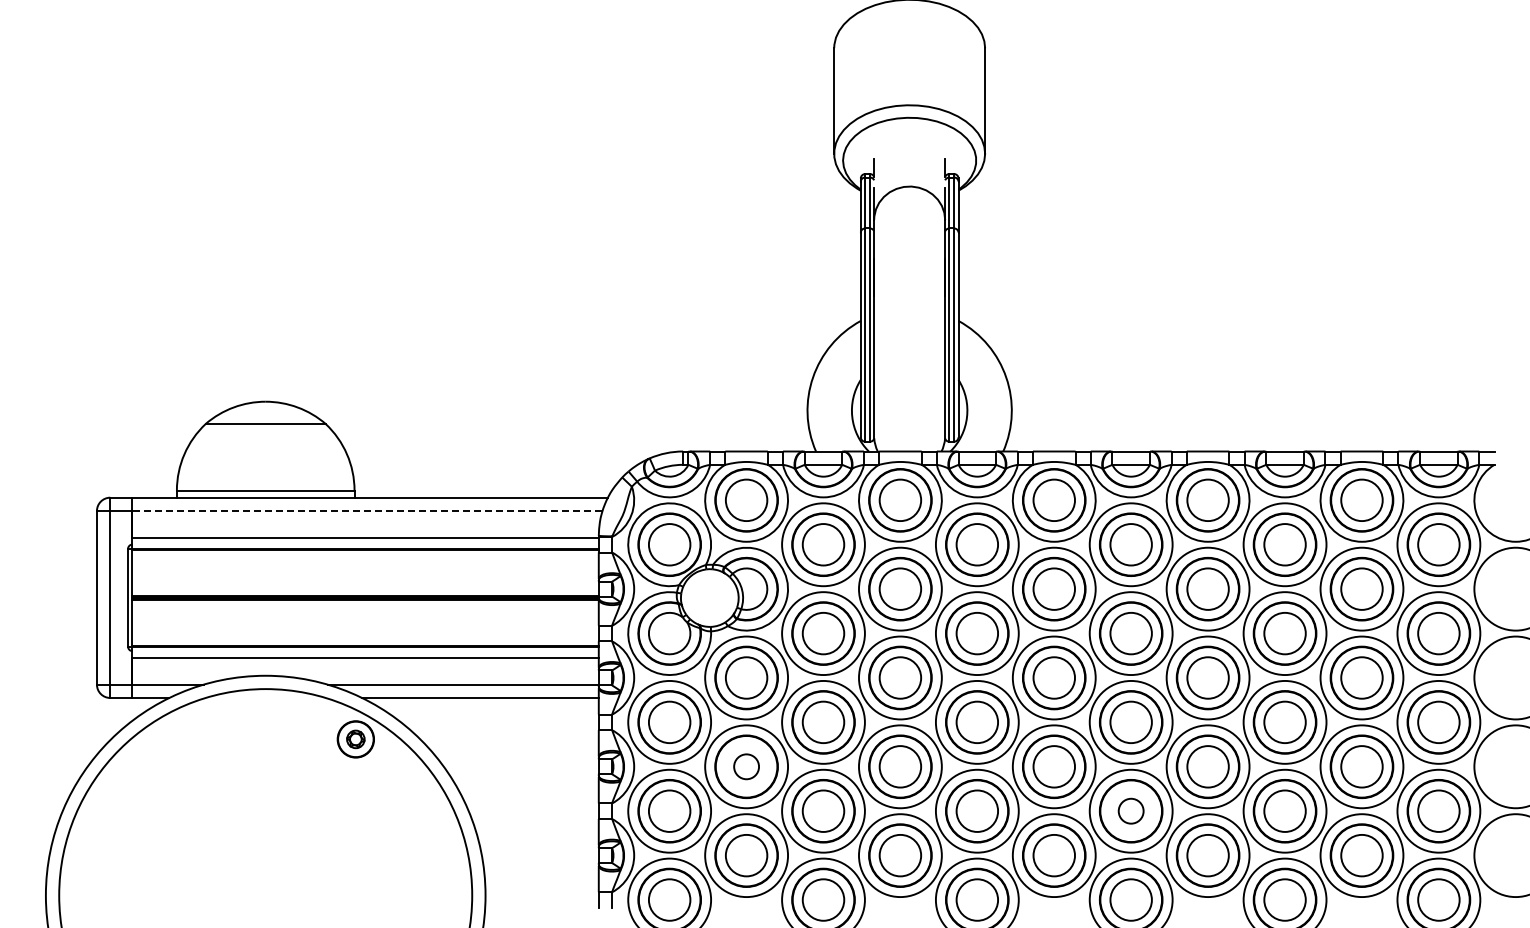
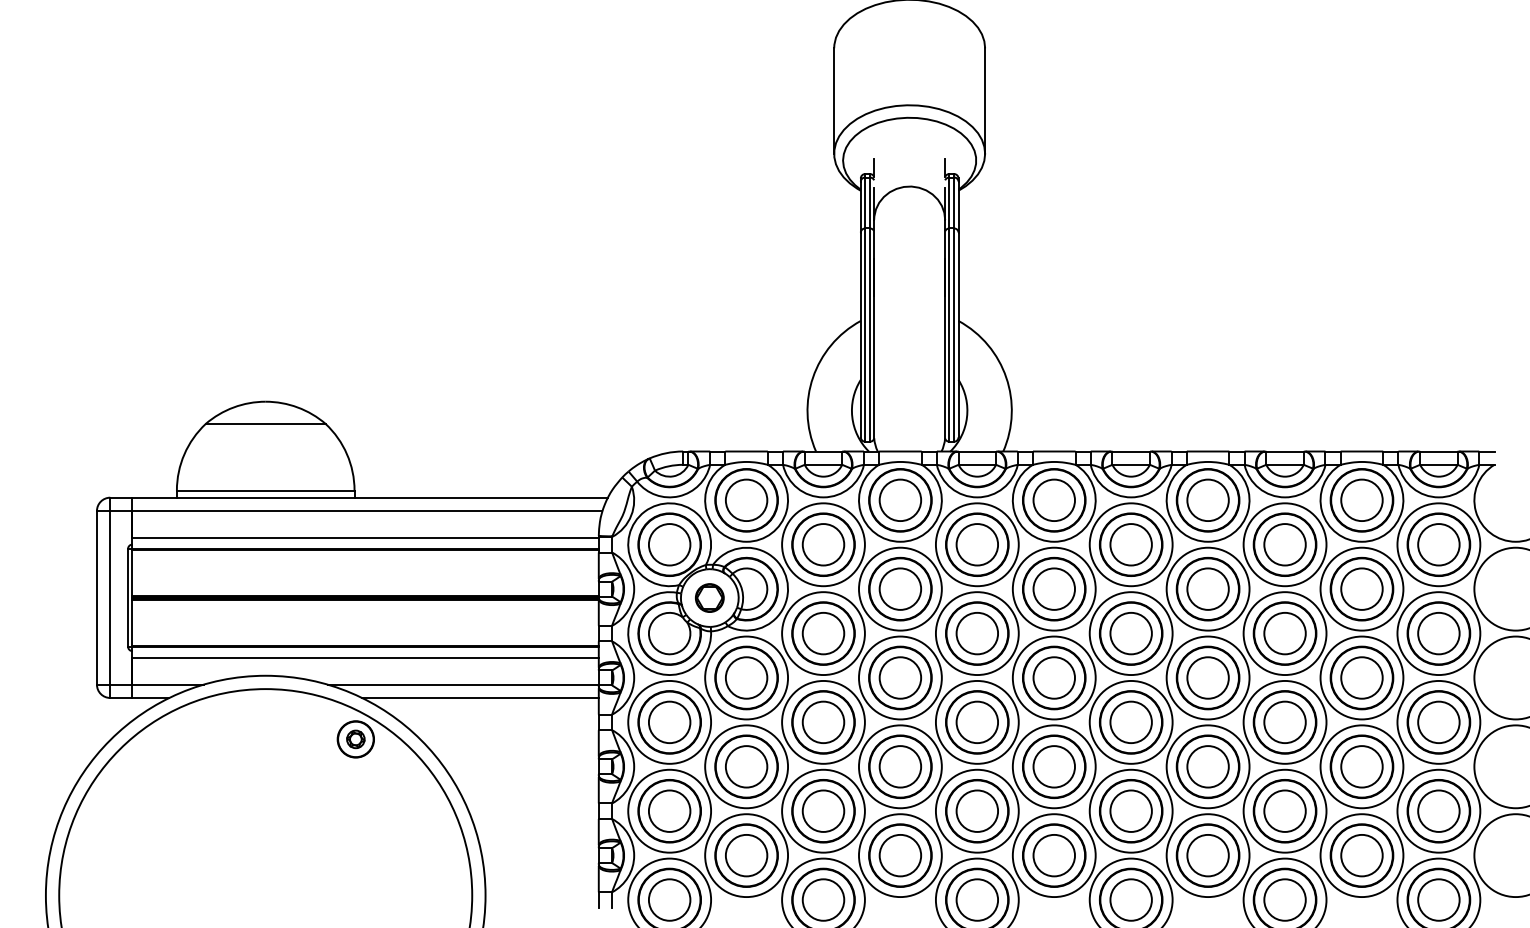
line: dashed -> solid (367, 511)
part: none -> present (709, 597)
circle diameter: 25 px -> 41 px (746, 766)
circle diameter: 25 px -> 41 px (1130, 810)
